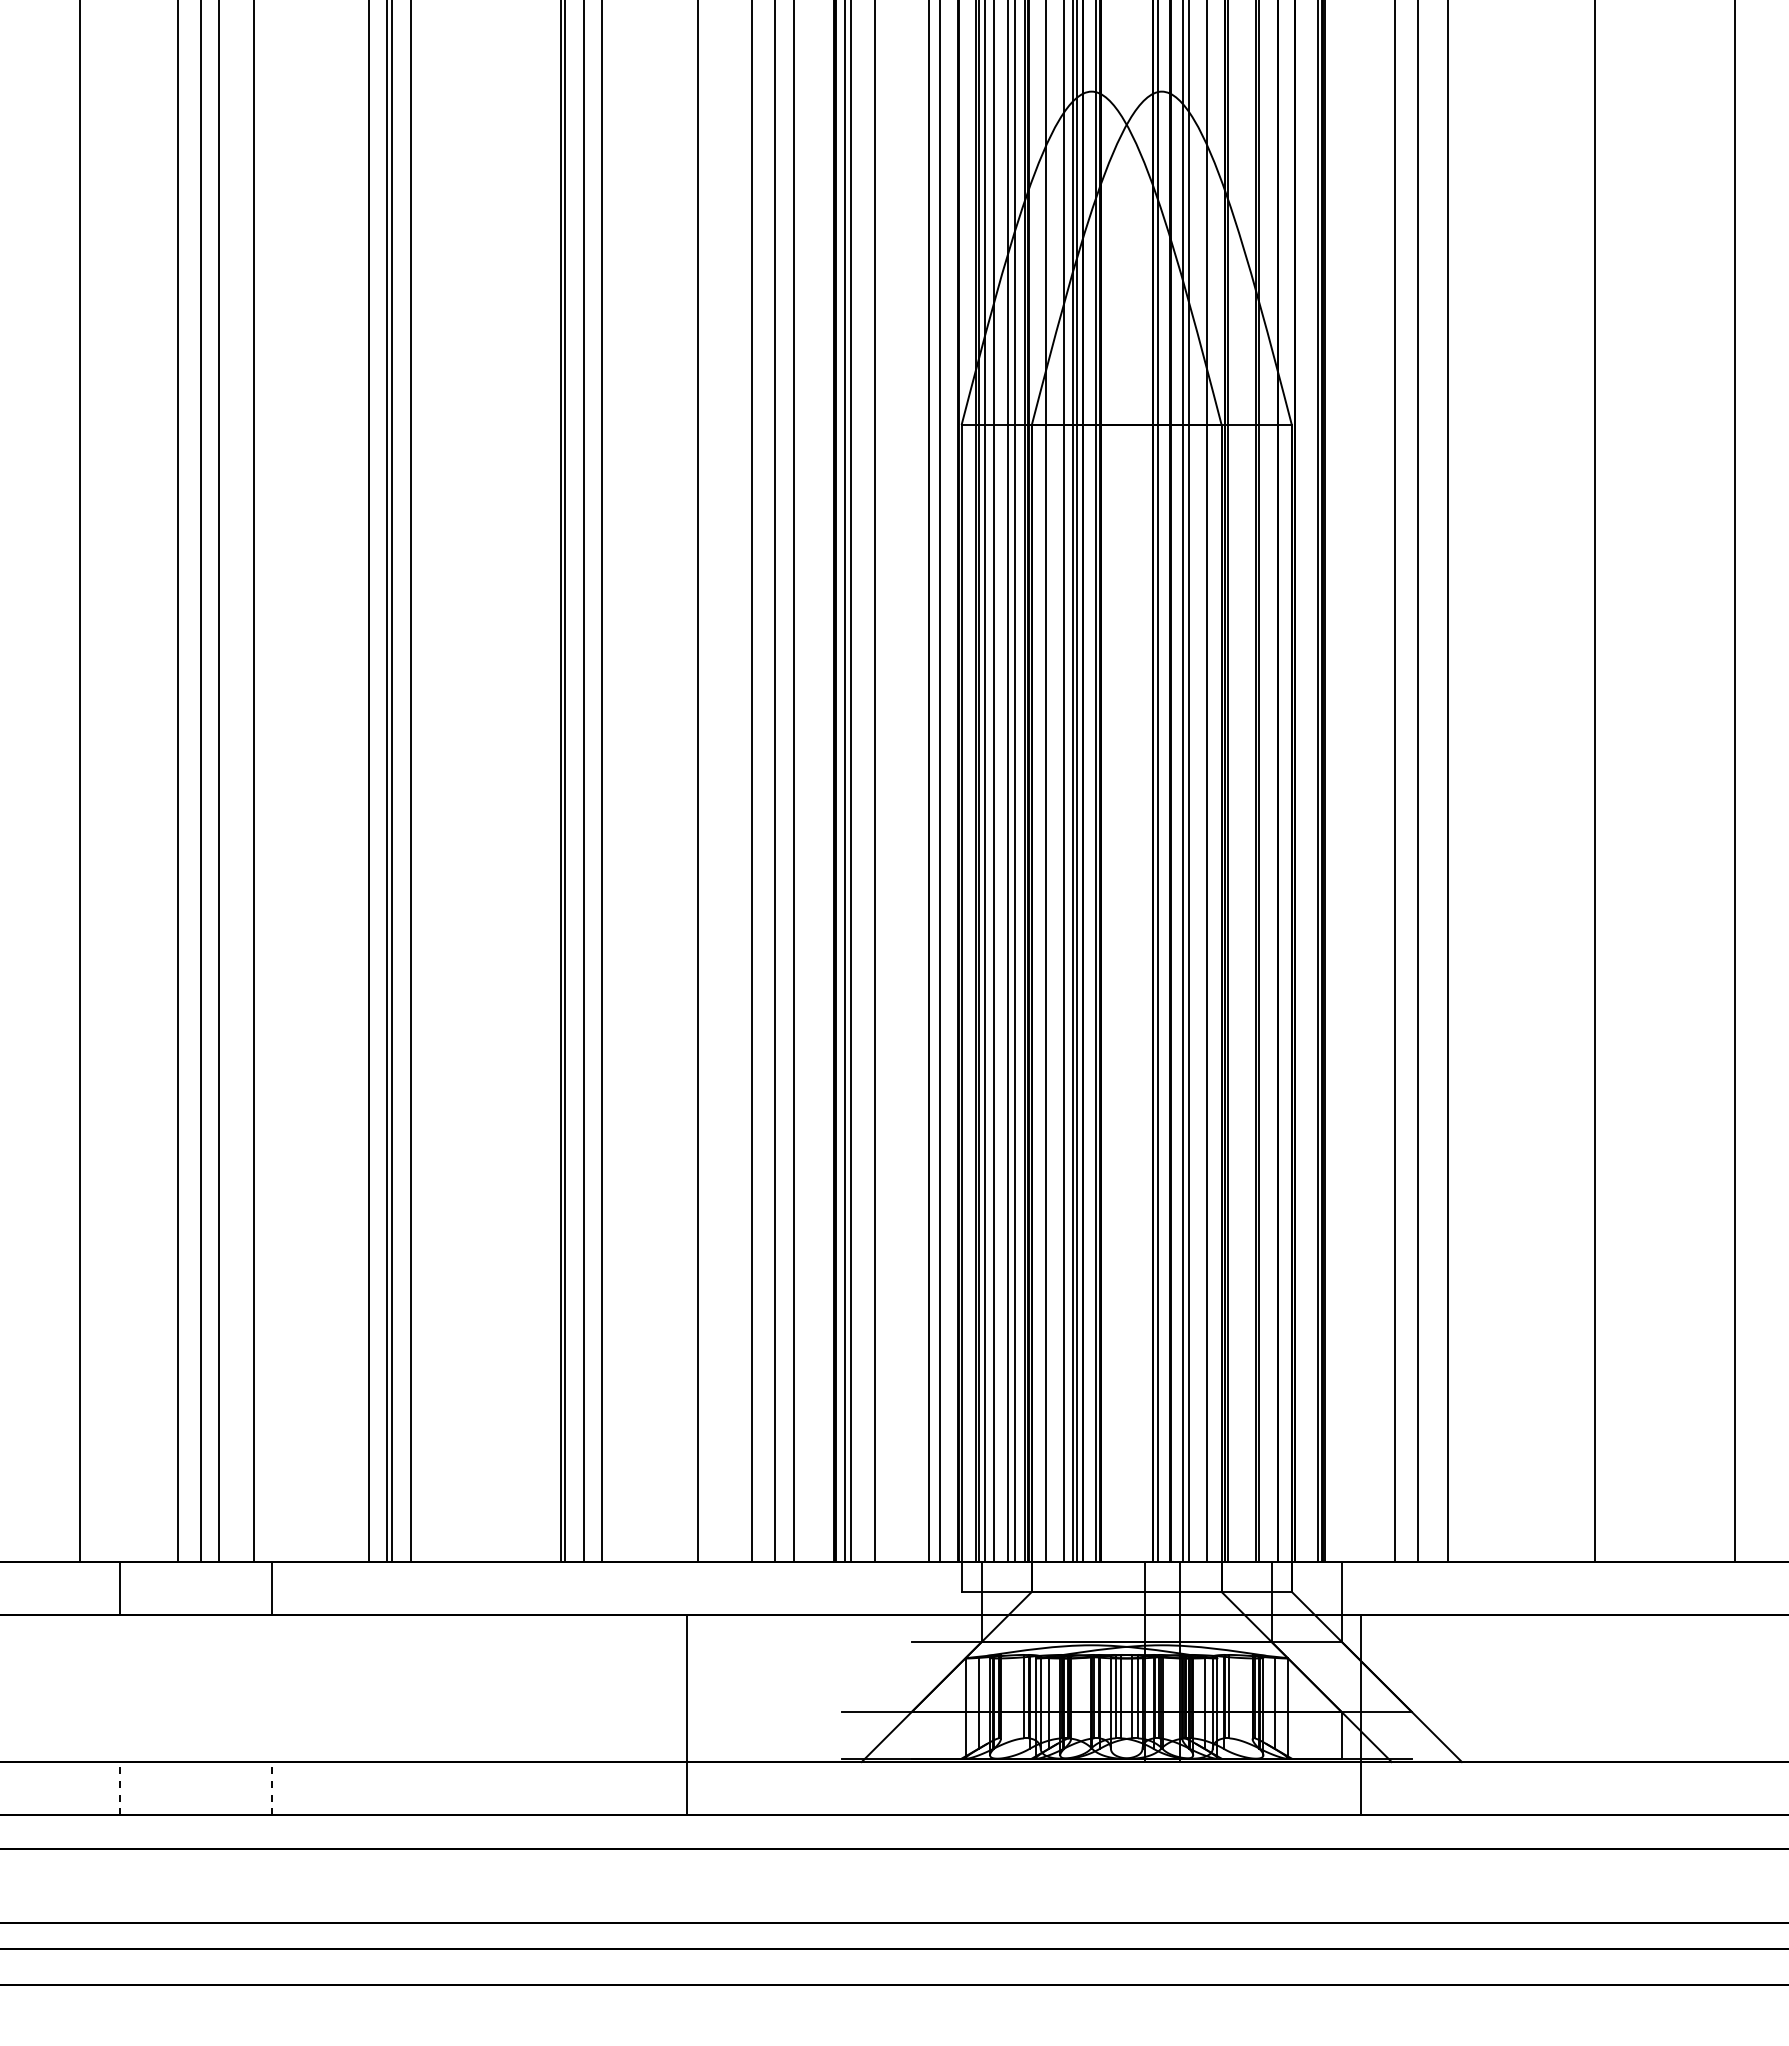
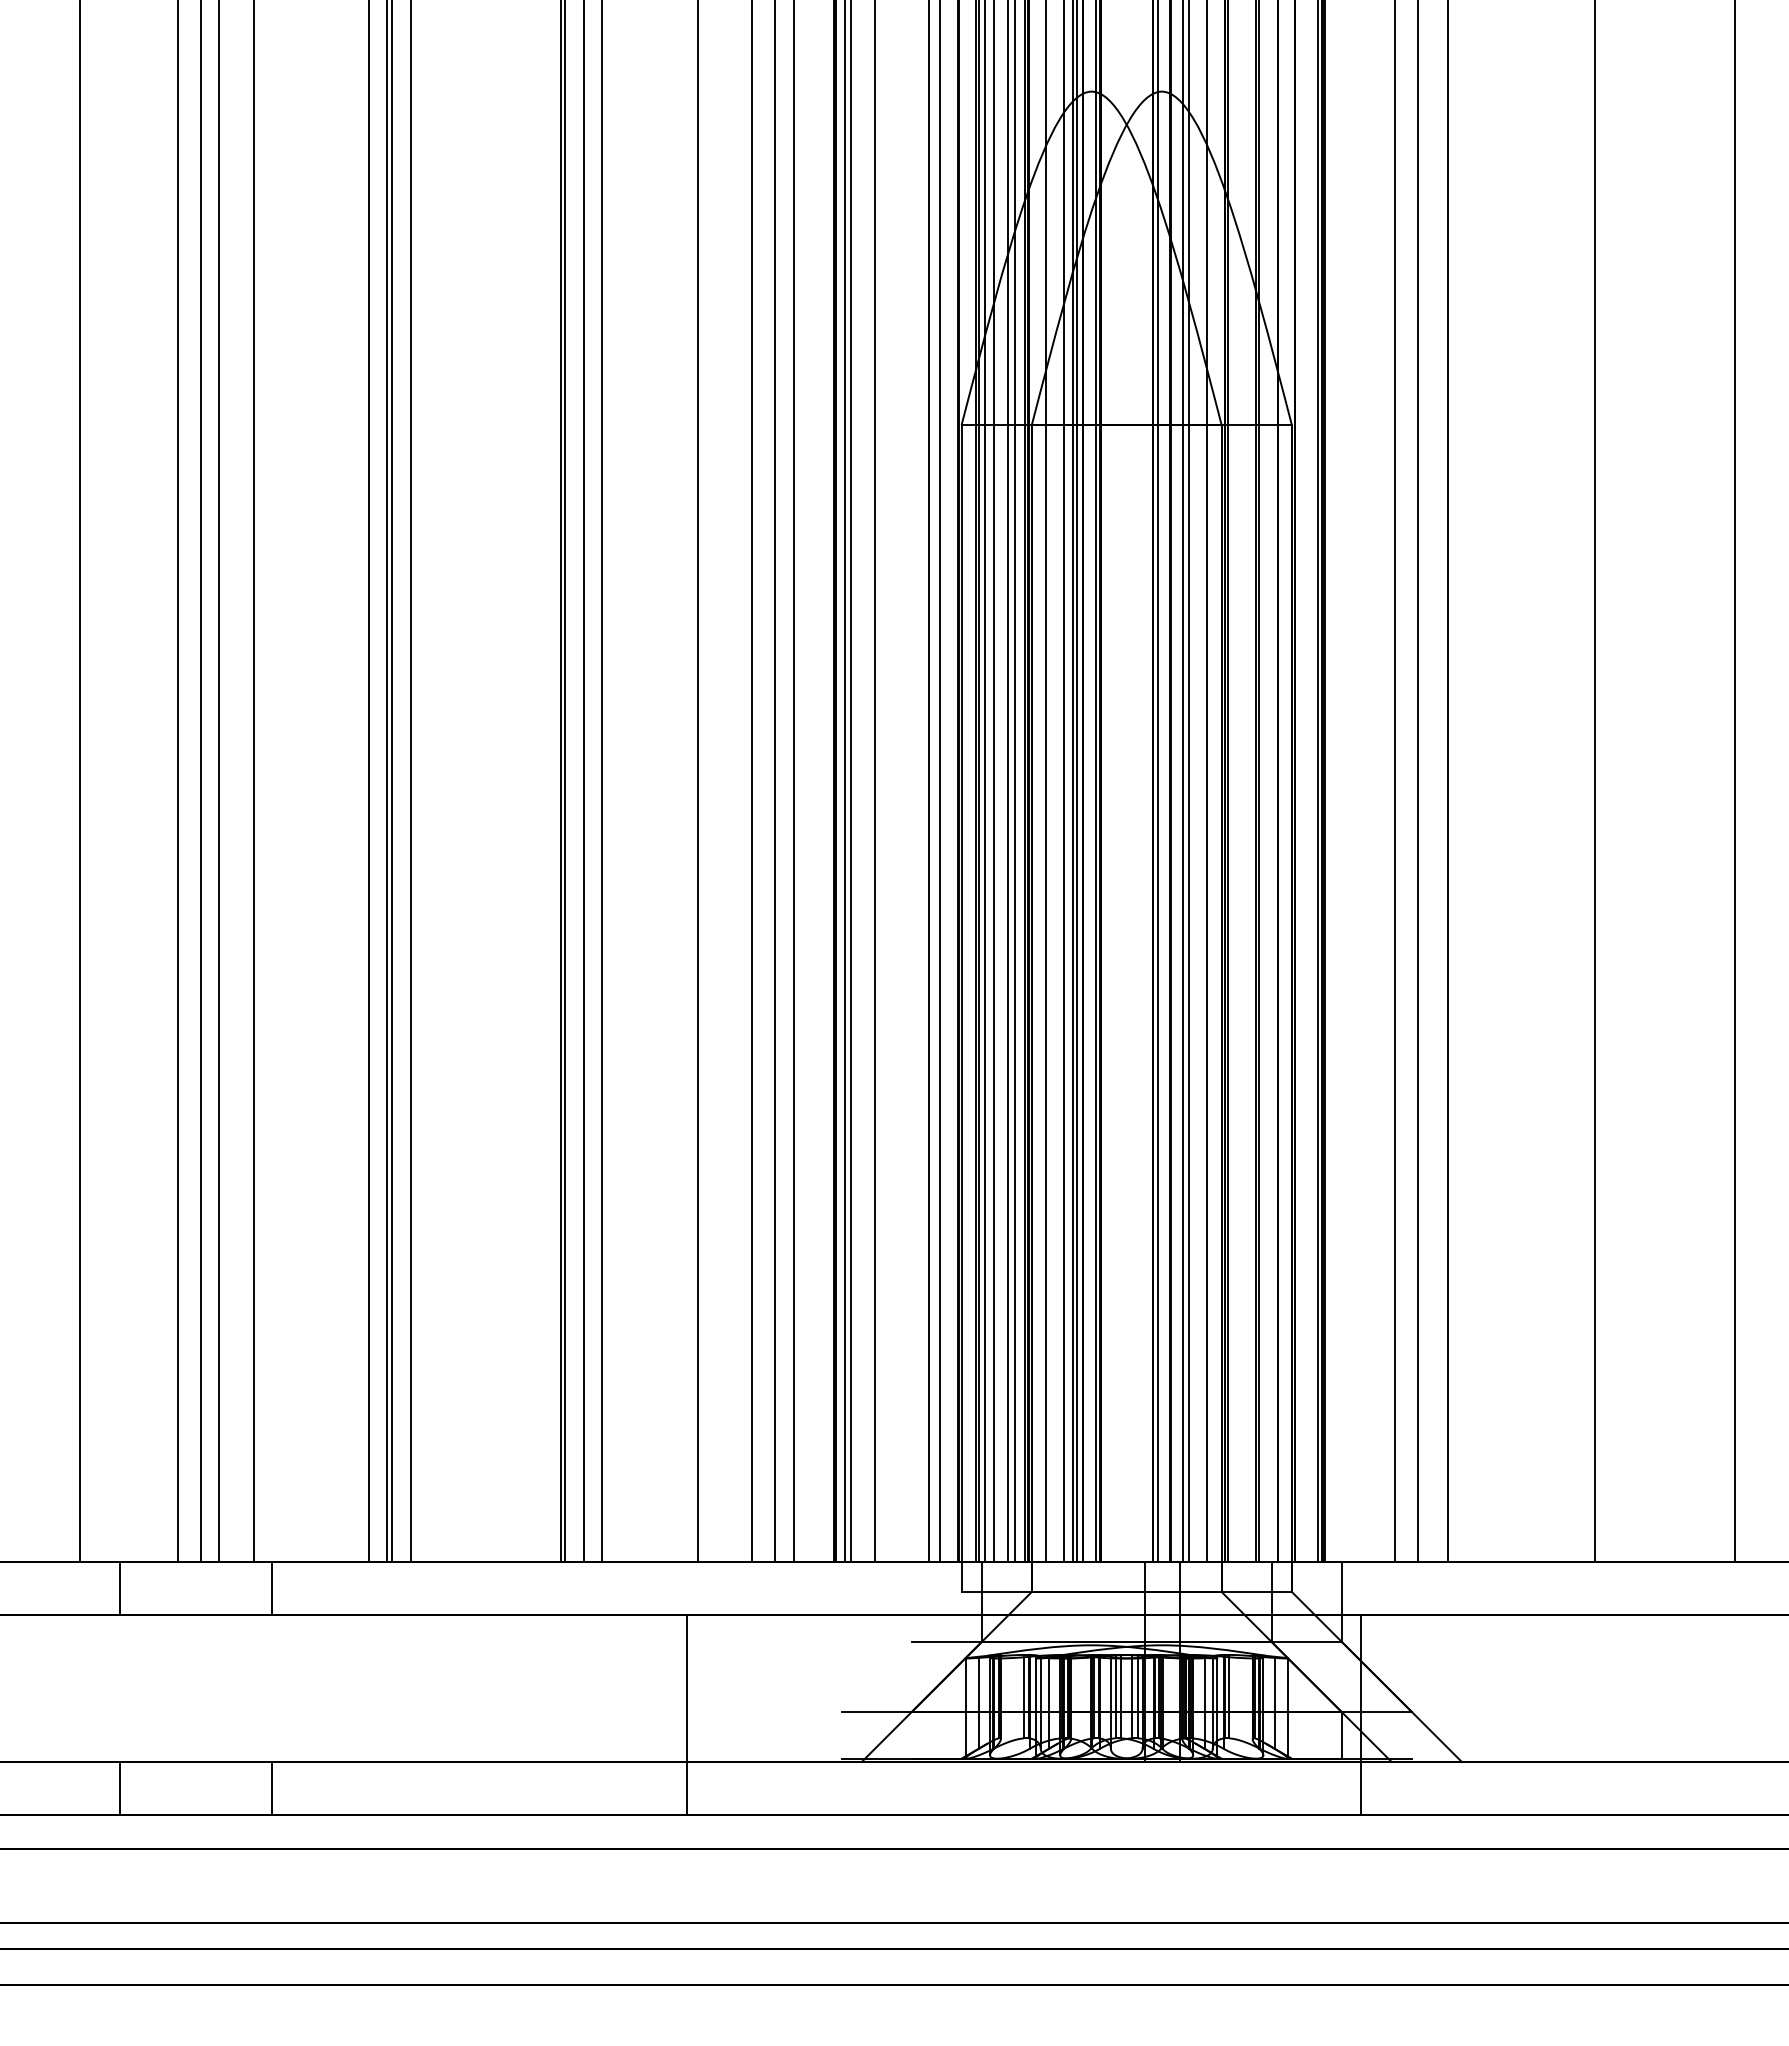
line: dashed -> solid (120, 1788)
line: dashed -> solid (271, 1788)
